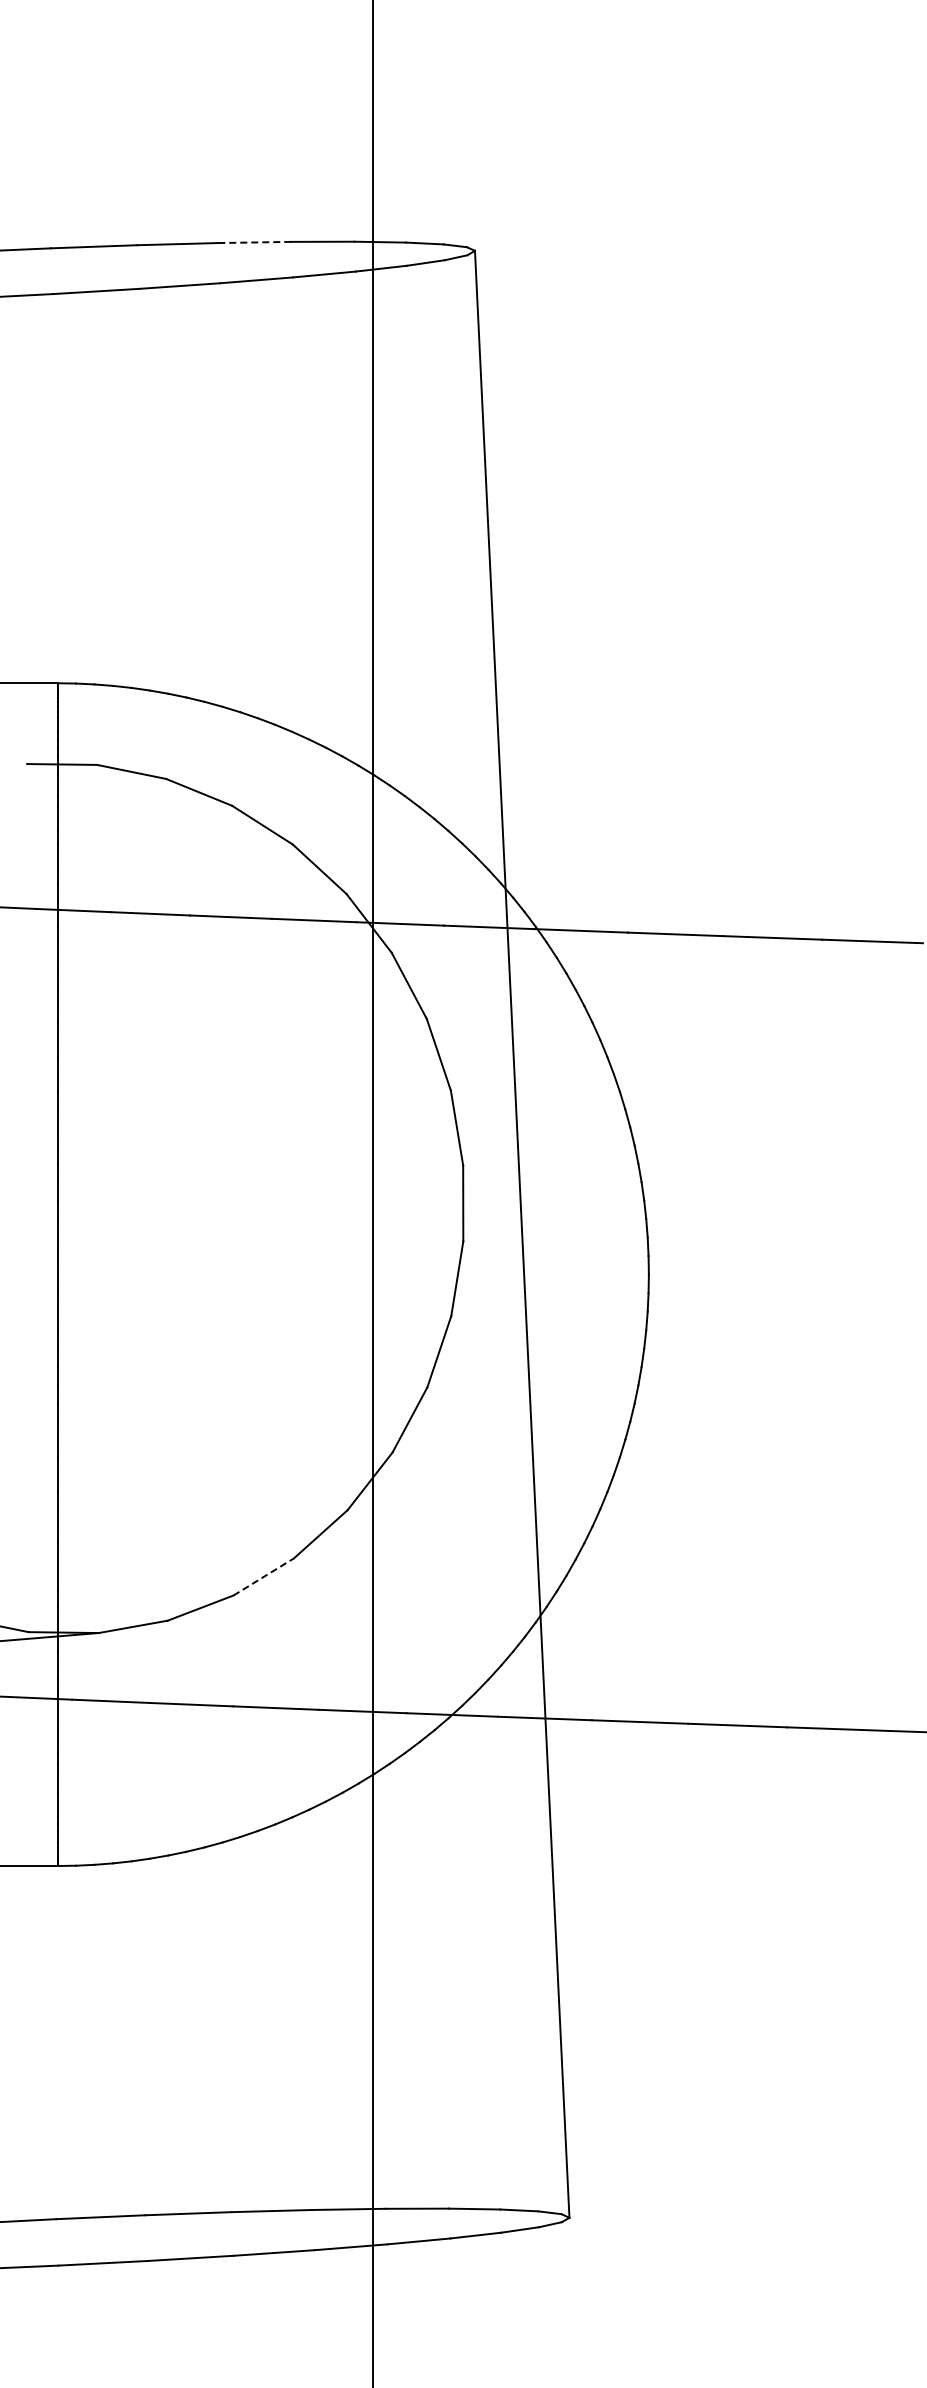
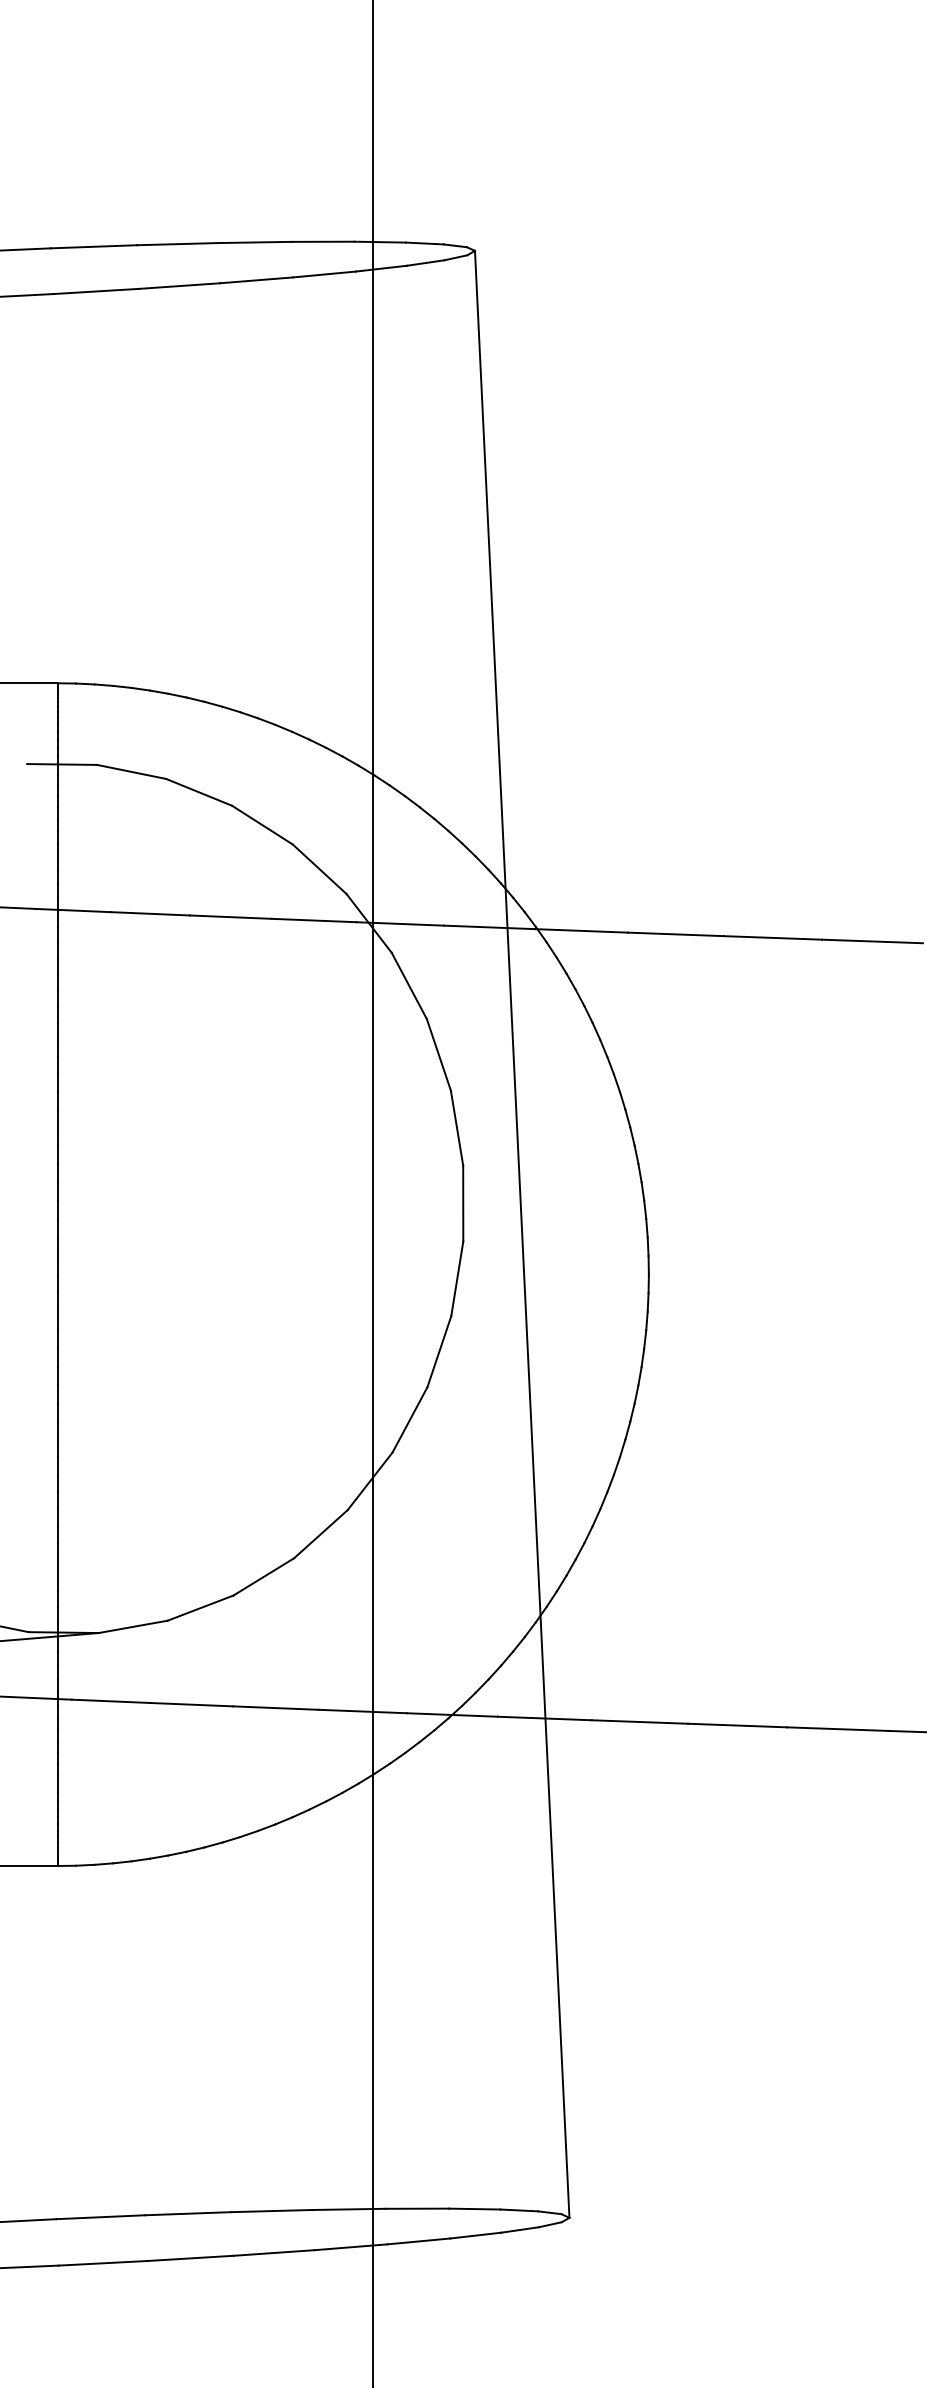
line: dashed -> solid (254, 242)
line: dashed -> solid (263, 1576)
